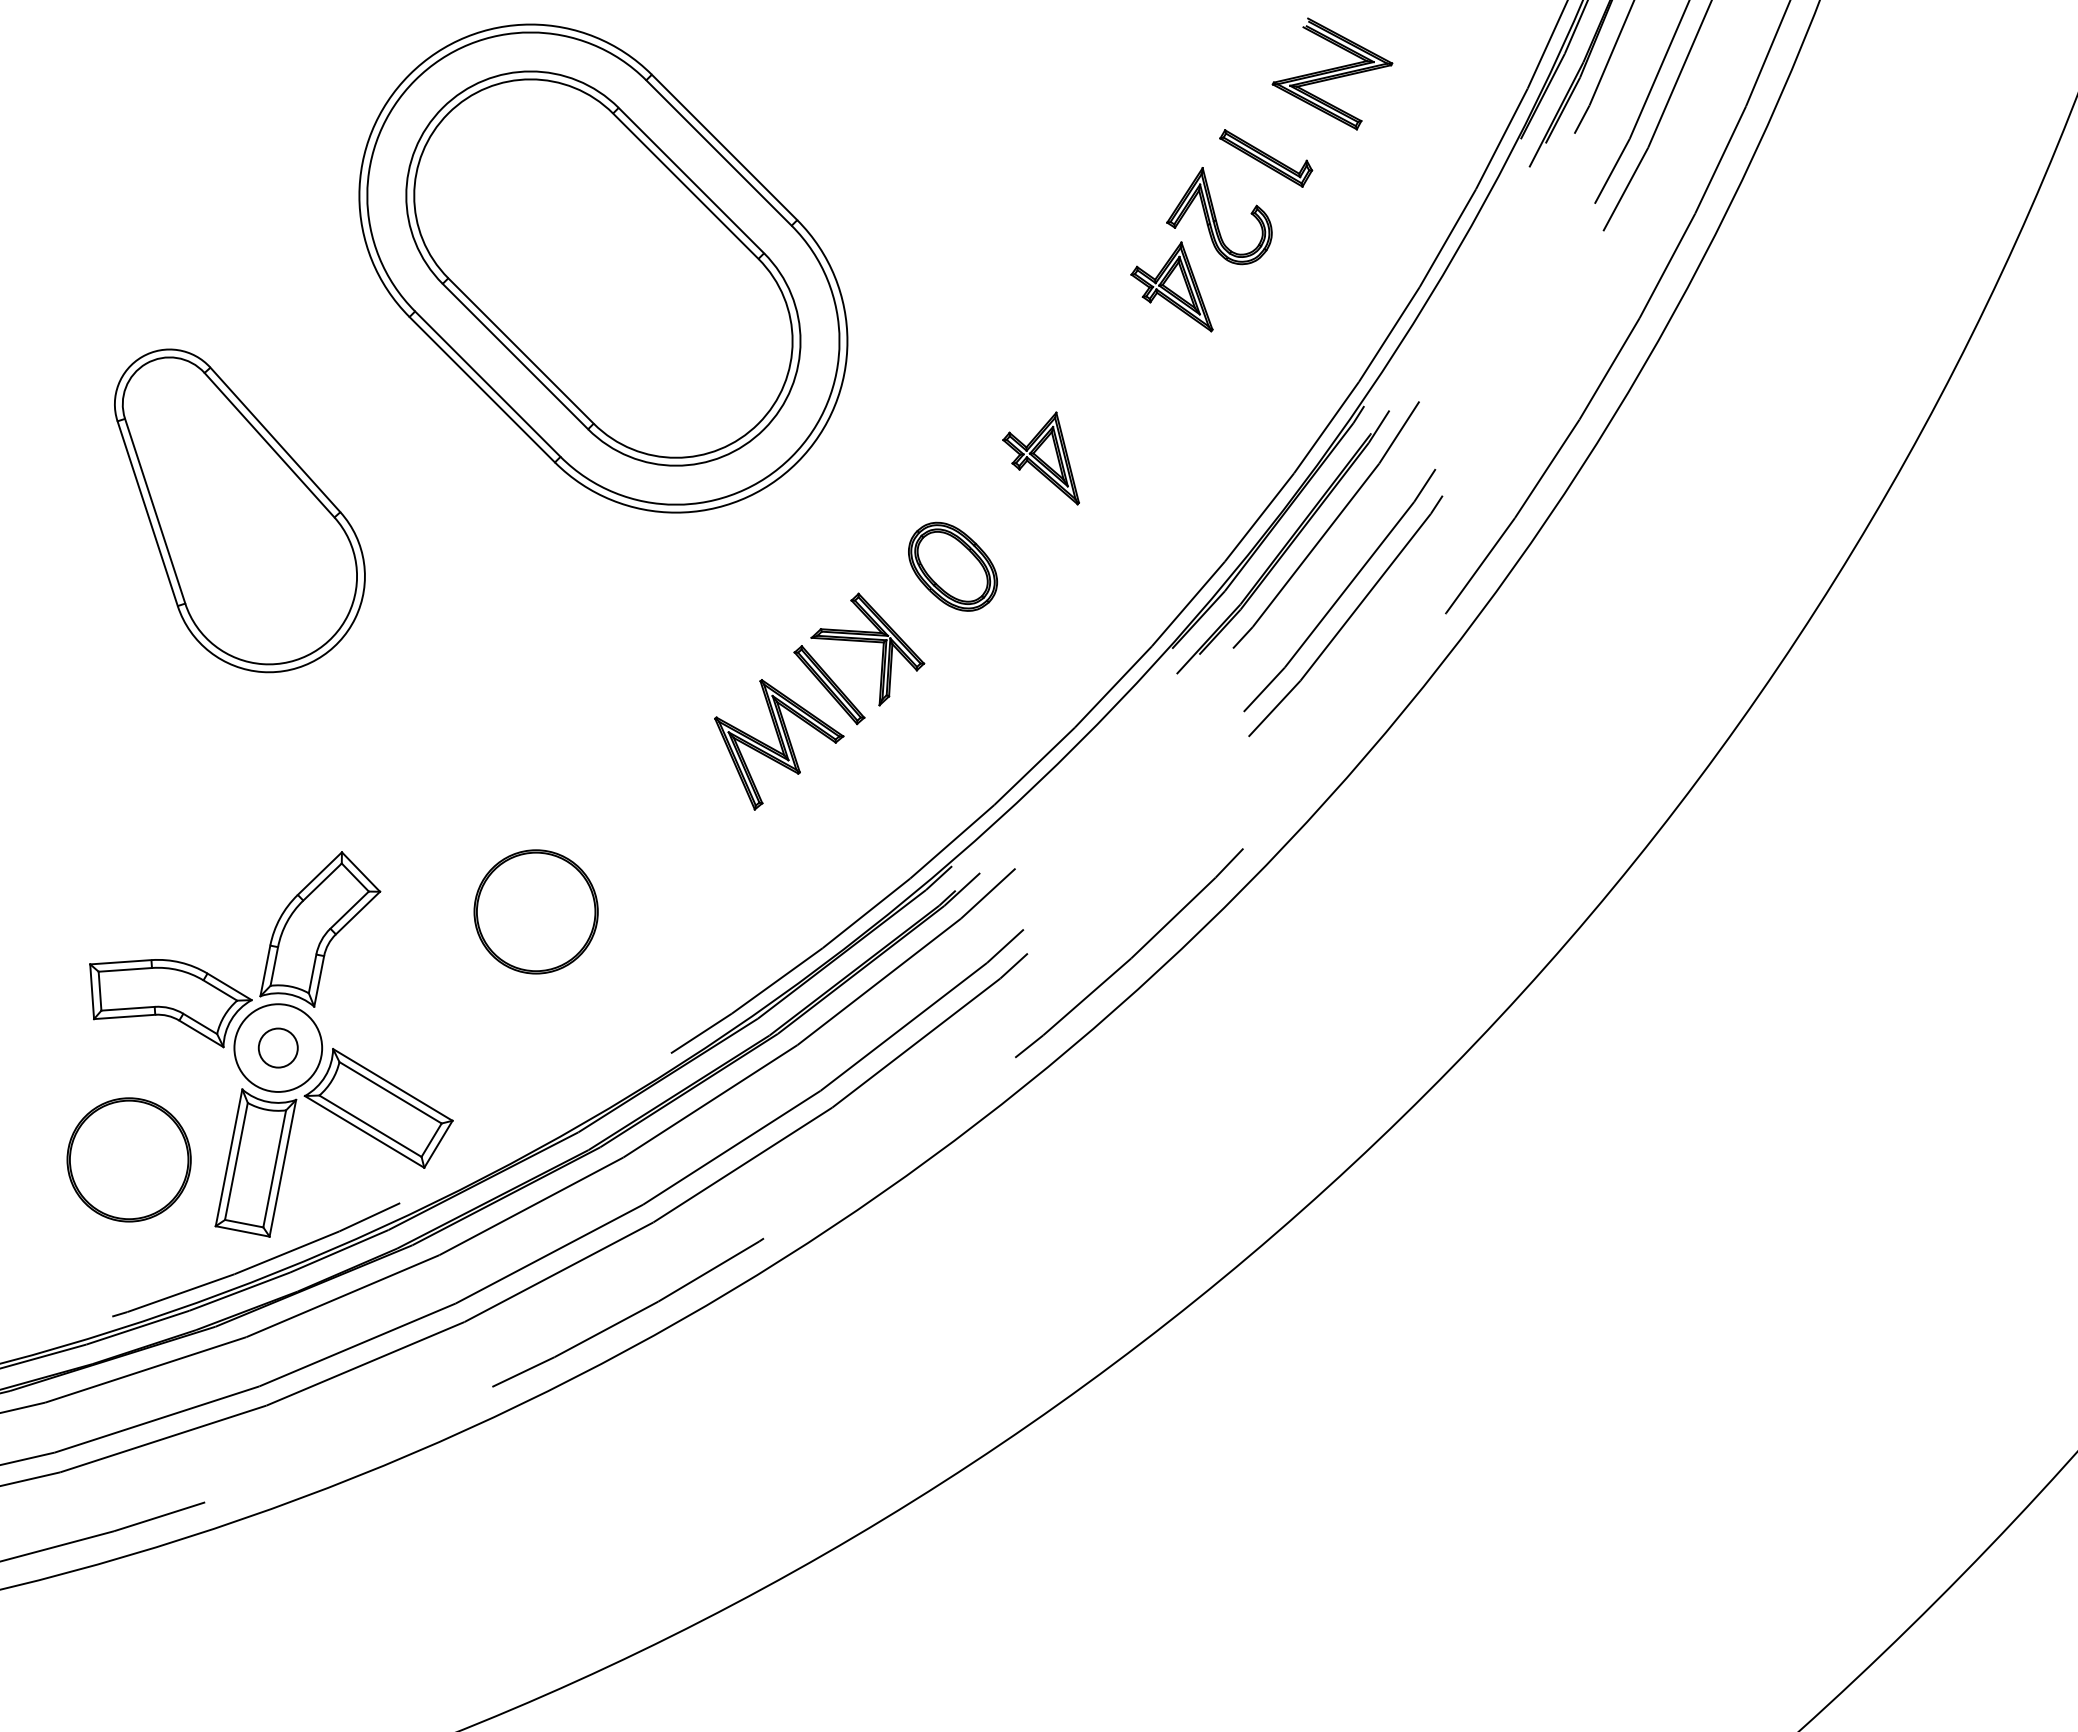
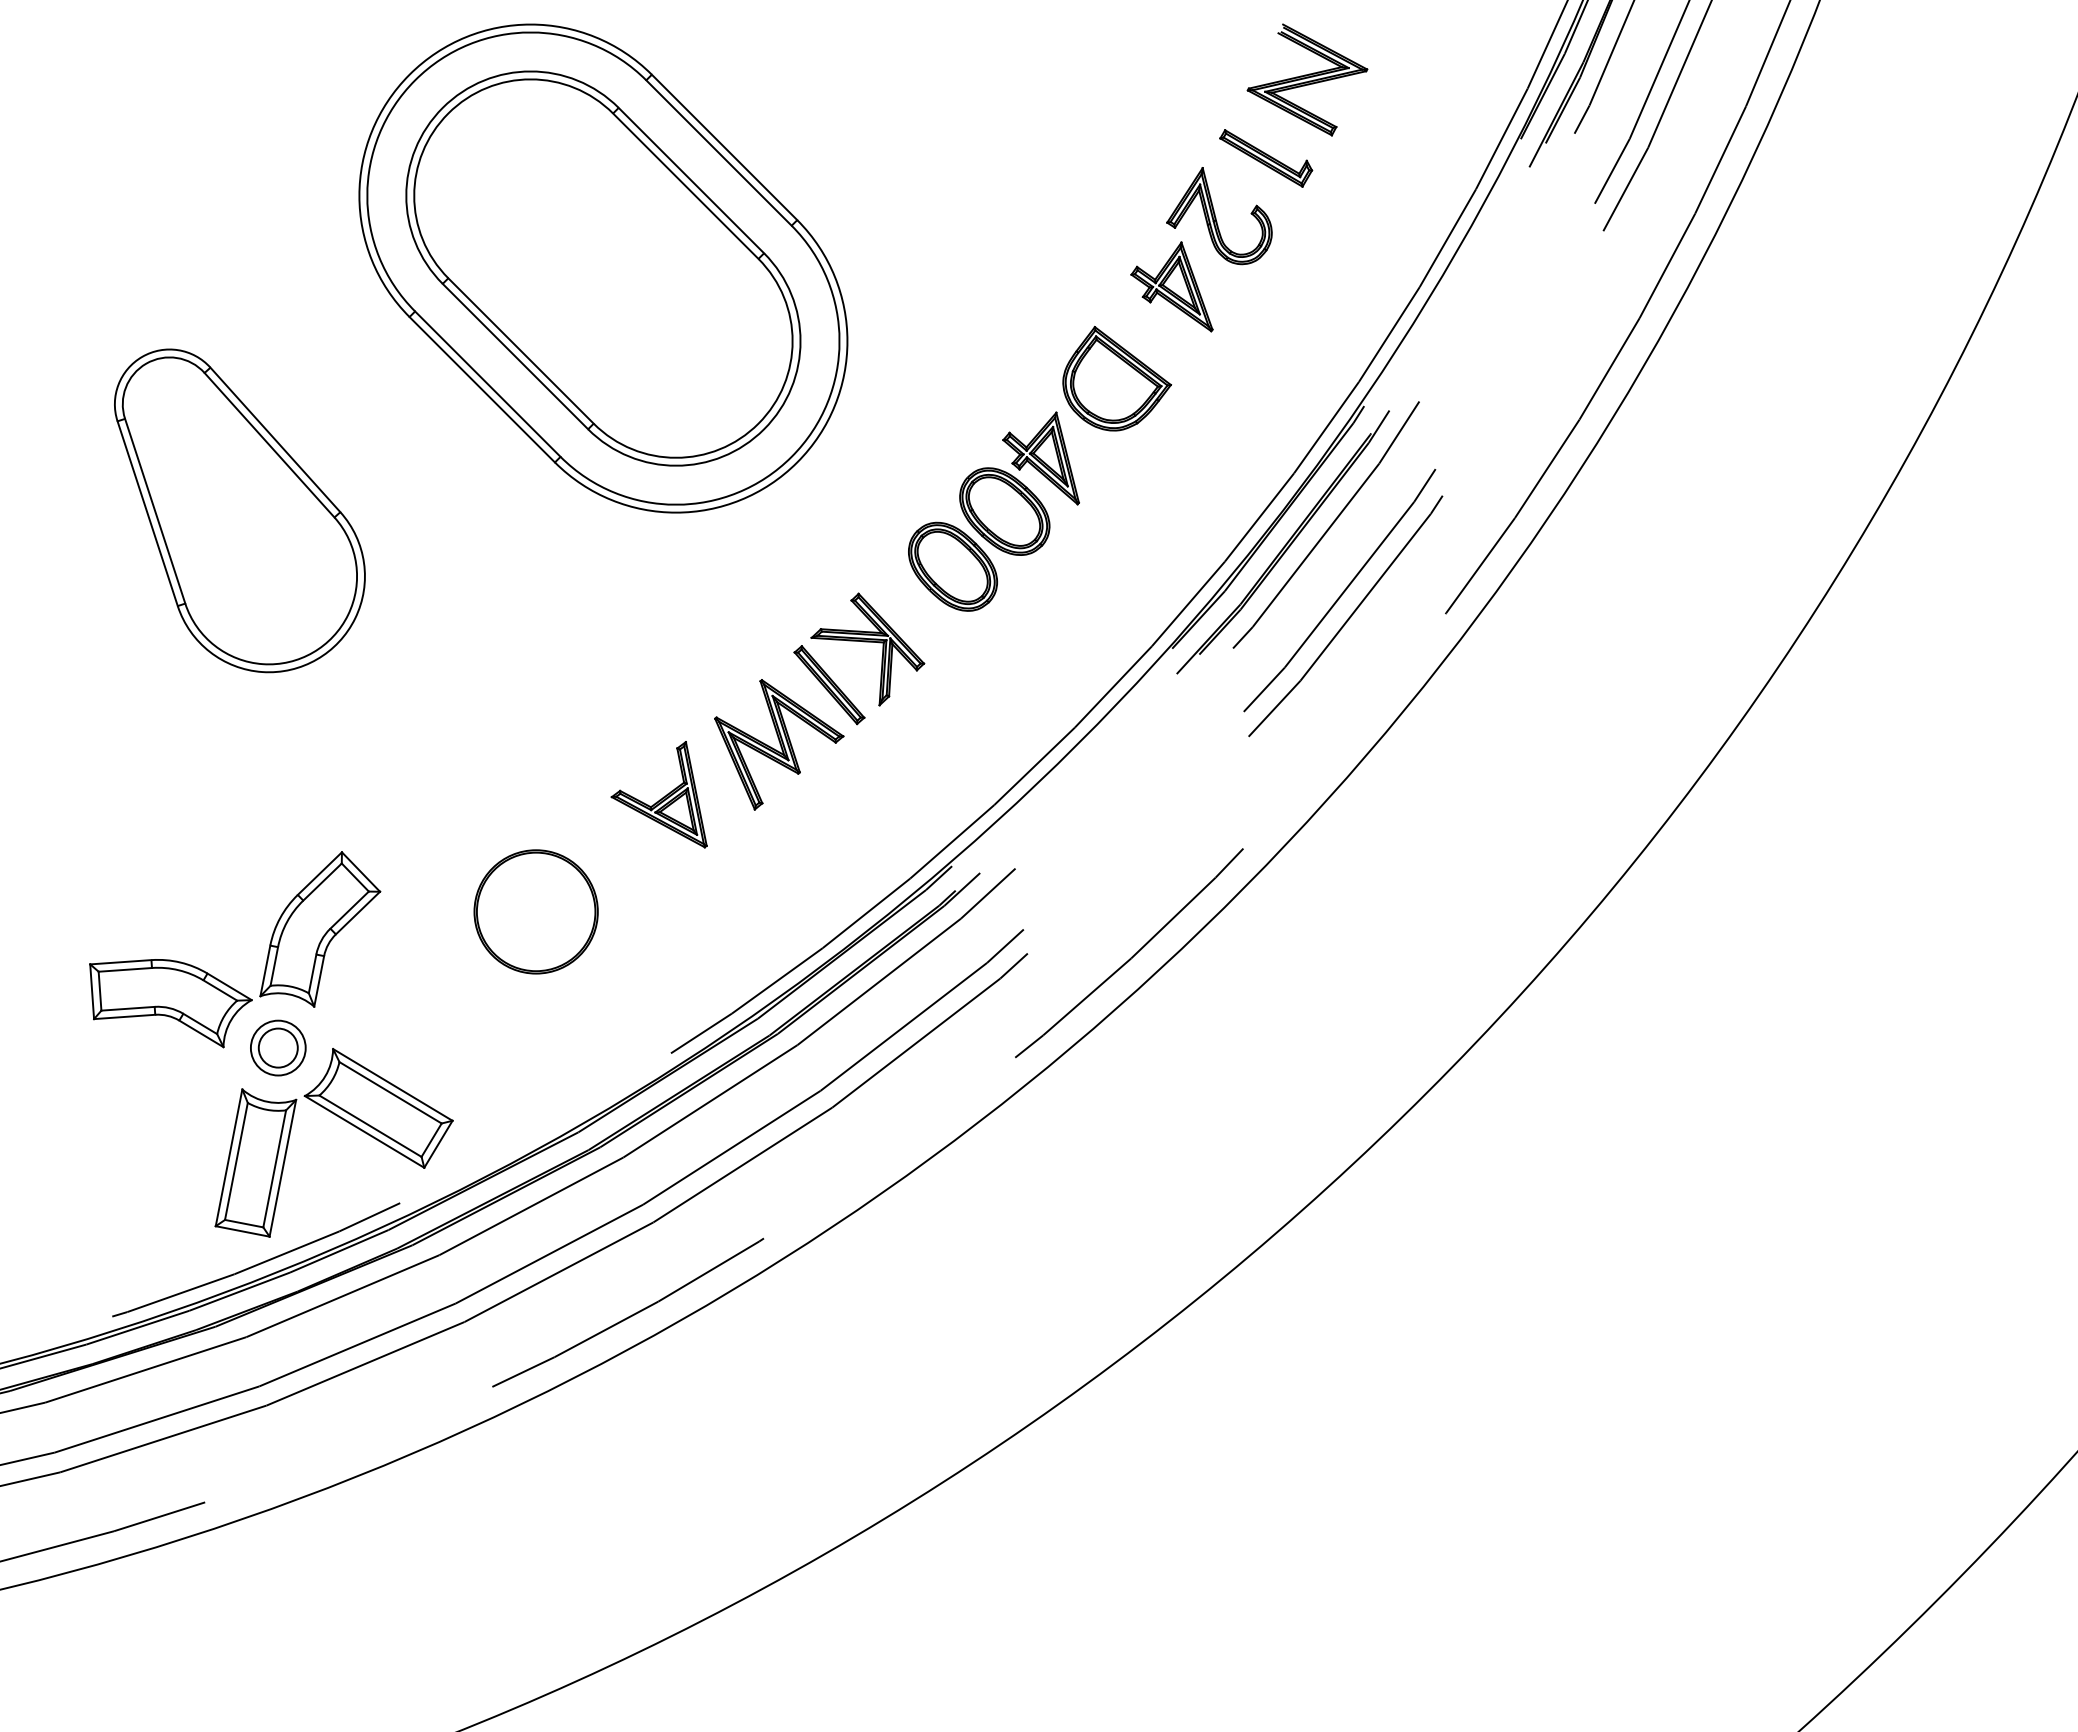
part position: (1332, 73) -> (1307, 79) (1307, 79)
part: none -> present (1116, 378)
part: none -> present (1004, 511)
part: none -> present (658, 794)
circle diameter: 88 px -> 55 px (277, 1047)
part: present -> none (128, 1159)
